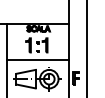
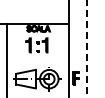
line: solid -> dashed (87, 48)
line: present -> none (38, 60)
